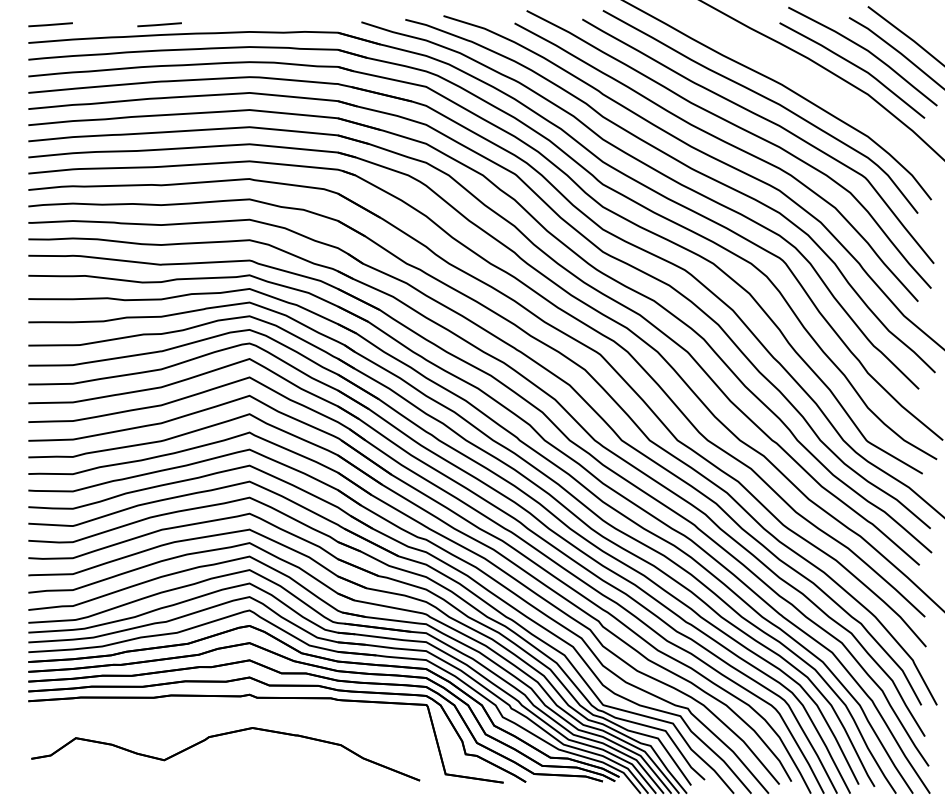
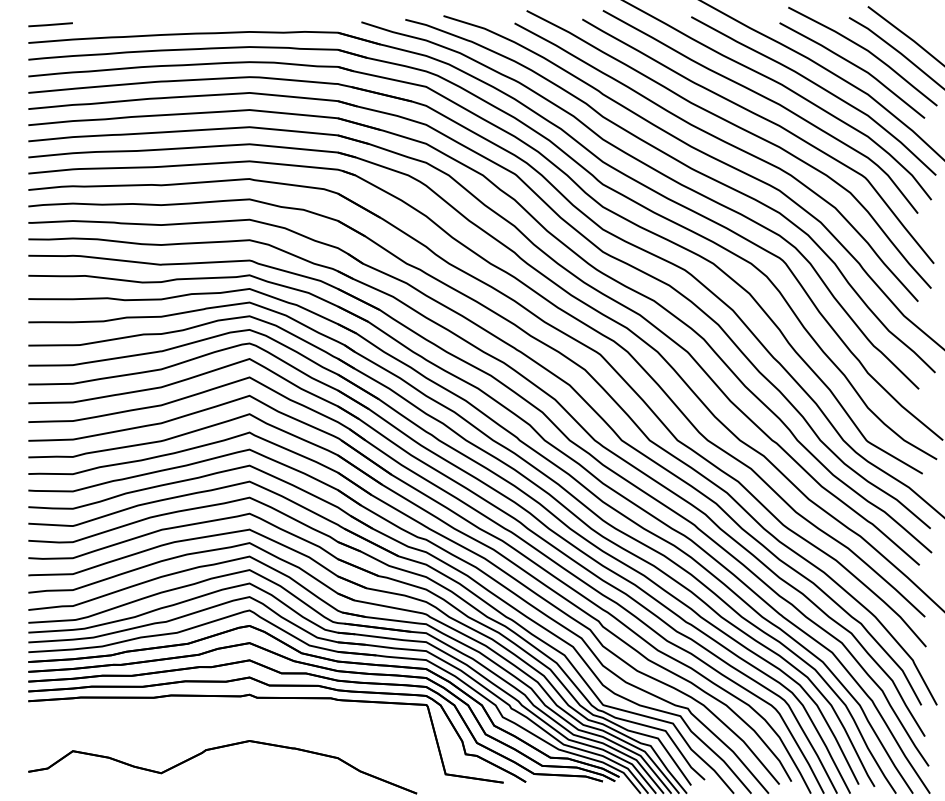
line: present -> none (159, 24)
curve: none -> present (817, 86)
part position: (223, 735) -> (220, 748) (220, 748)
